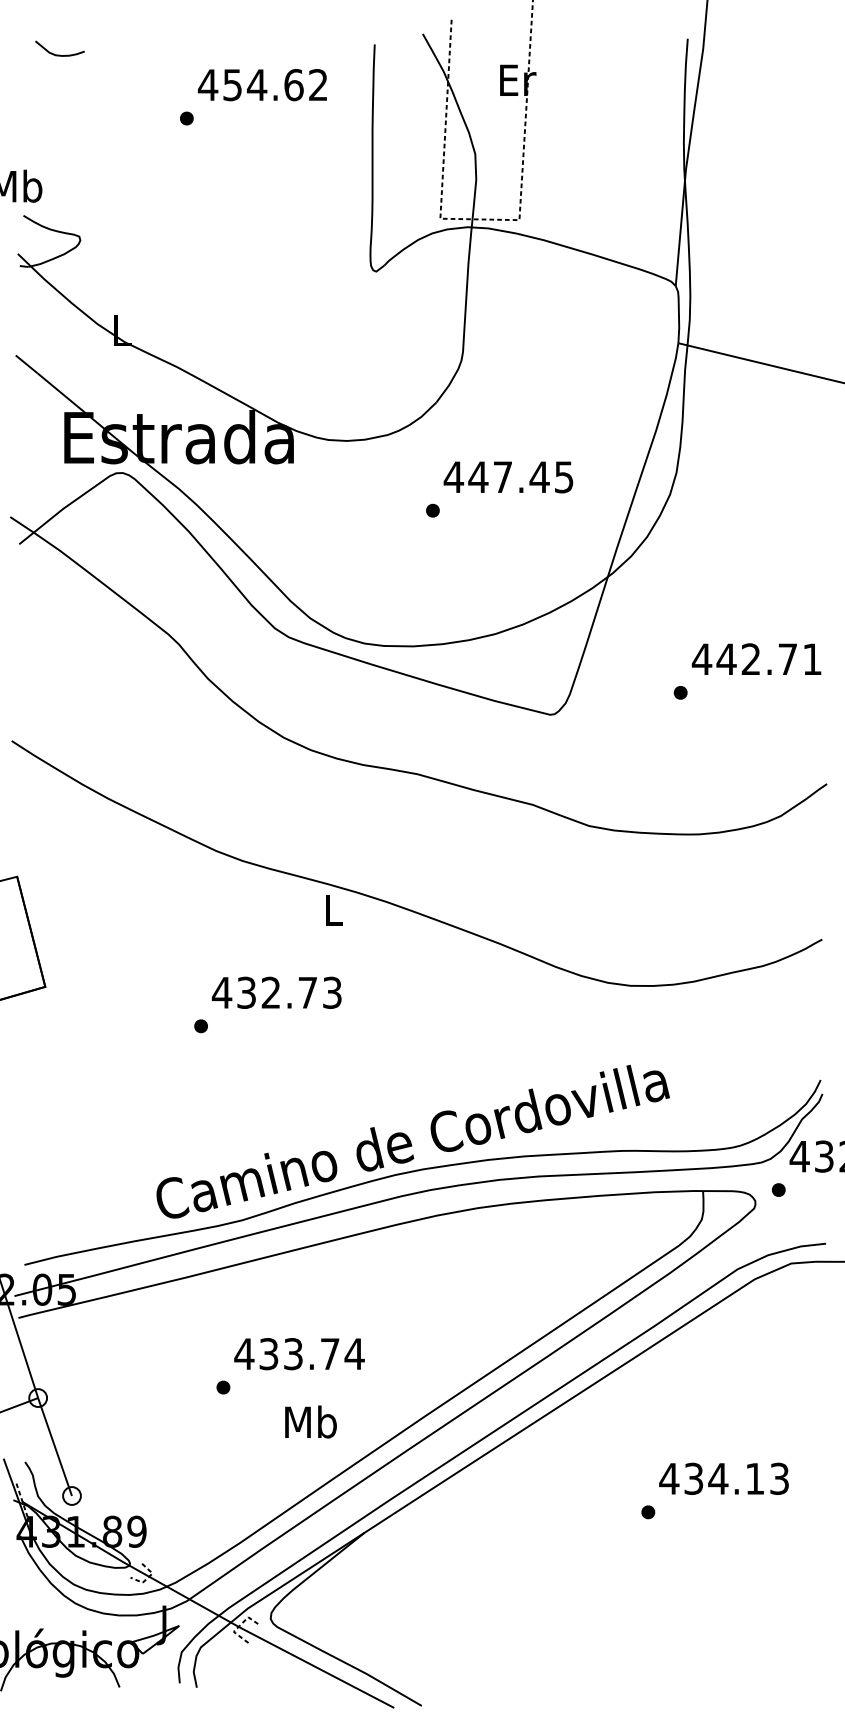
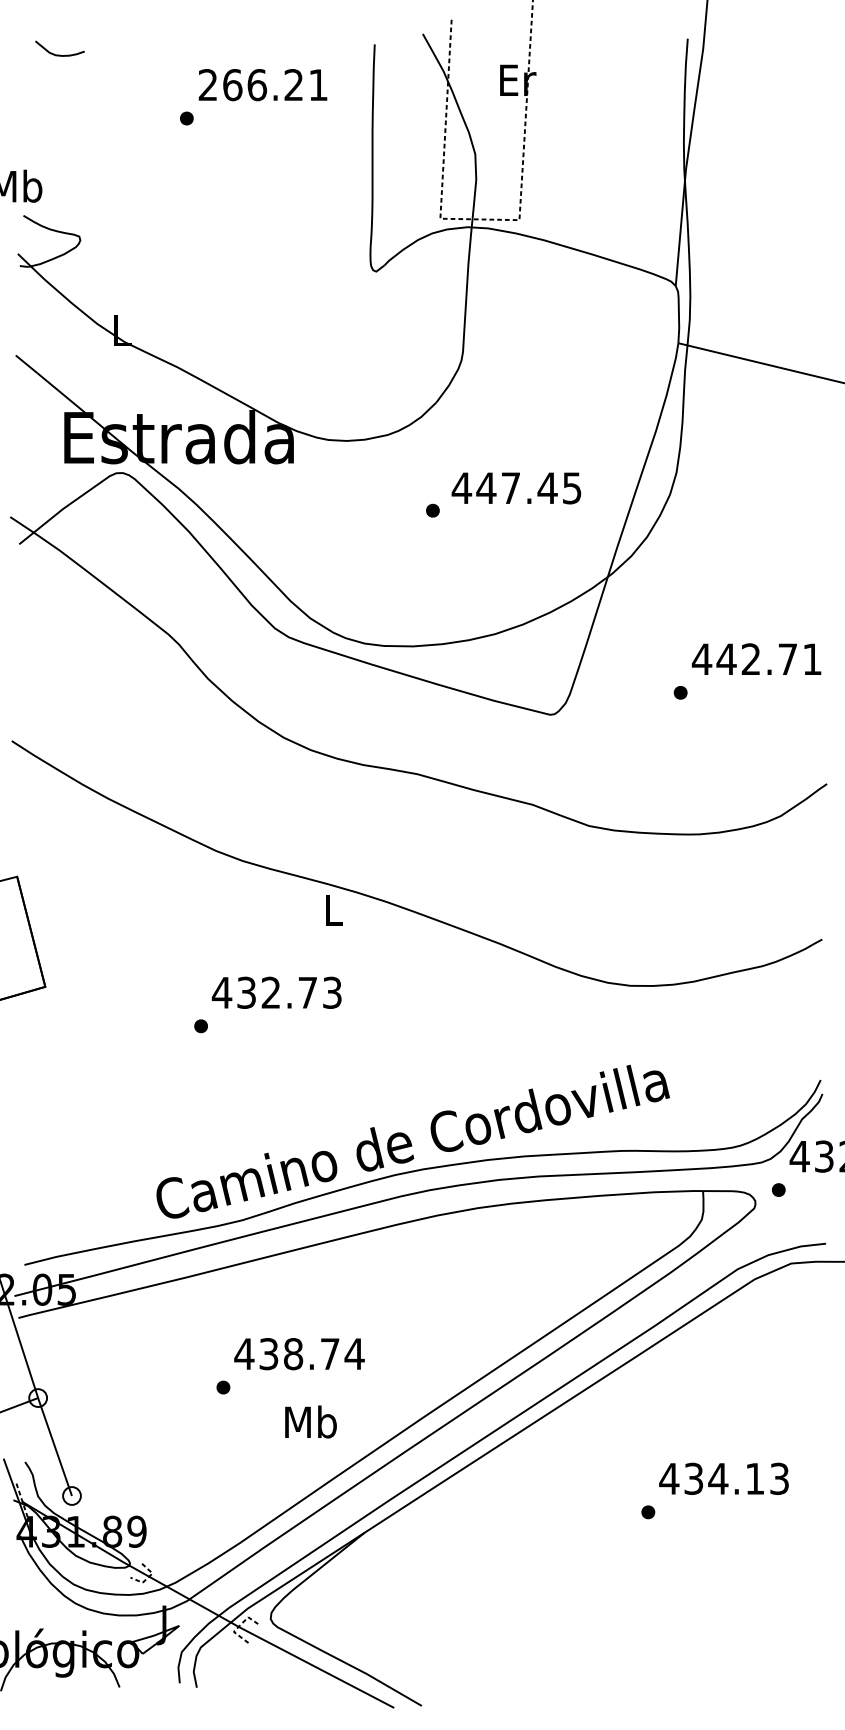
text: 454.62 -> 266.21 (262, 85)
text position: (508, 477) -> (516, 488) (516, 488)
text: 433.74 -> 438.74 (293, 1354)
